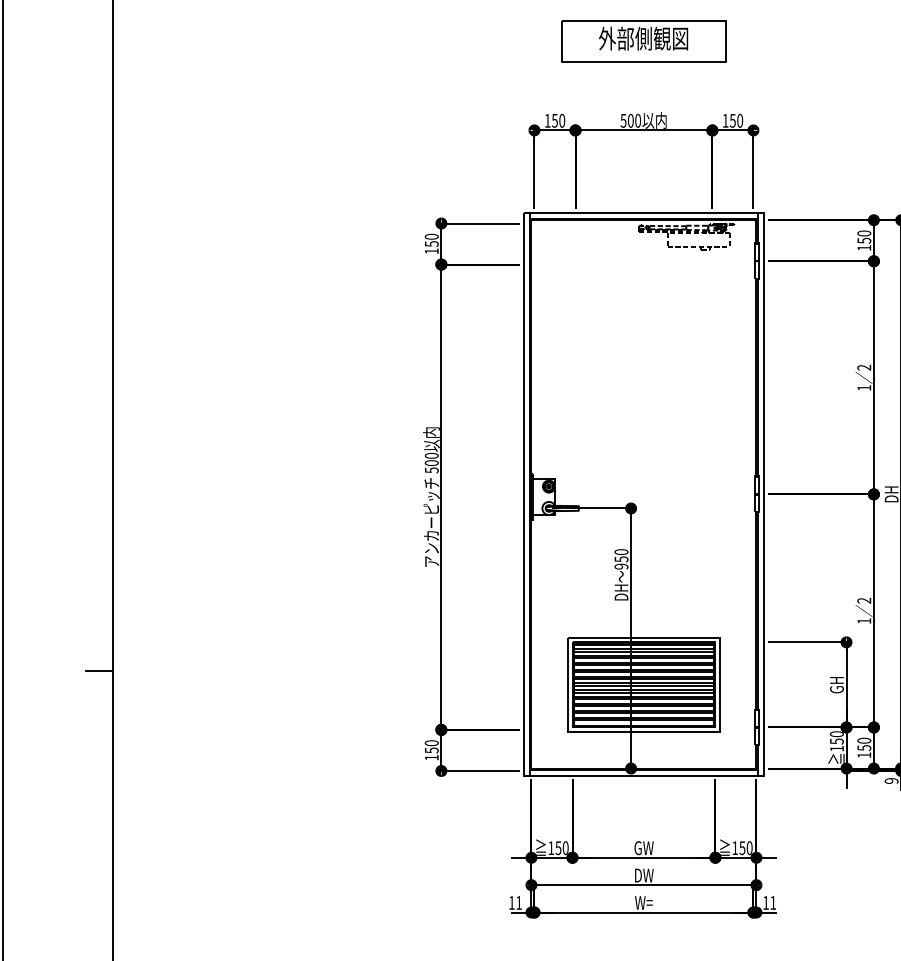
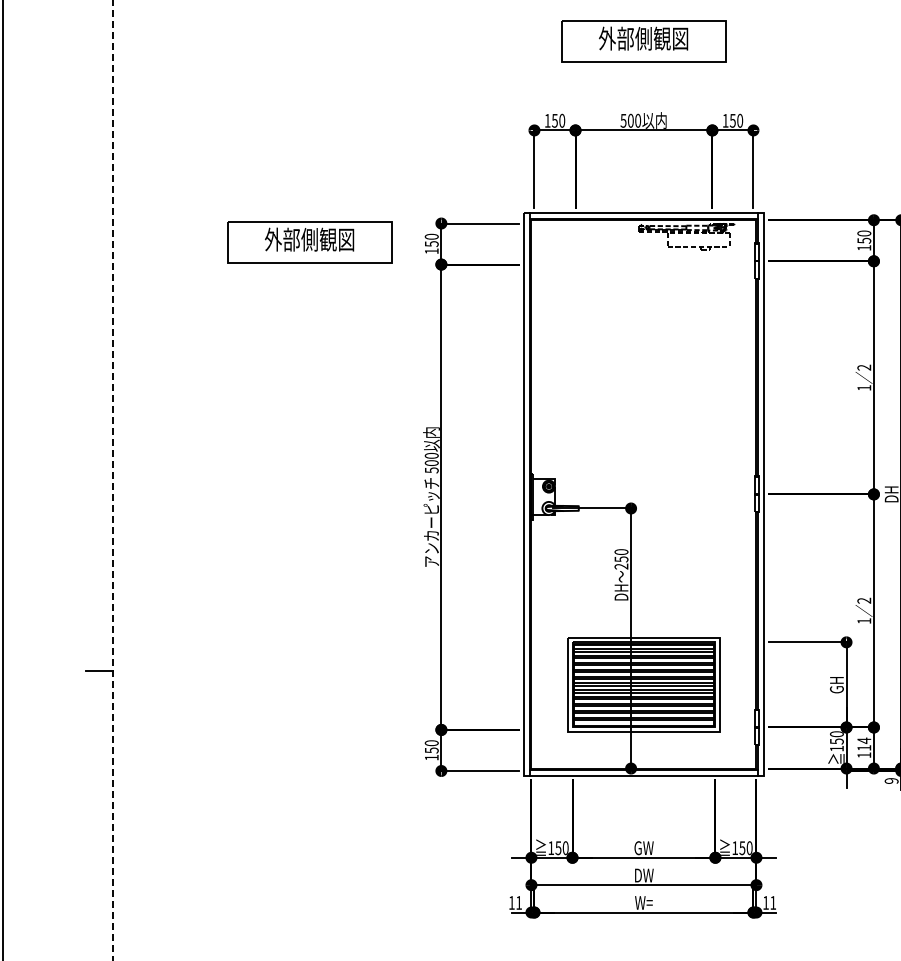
part: none -> present (309, 242)
line: solid -> dashed (112, 481)
text: 950 -> 250 (621, 566)
text: 150 -> 114 (864, 744)
